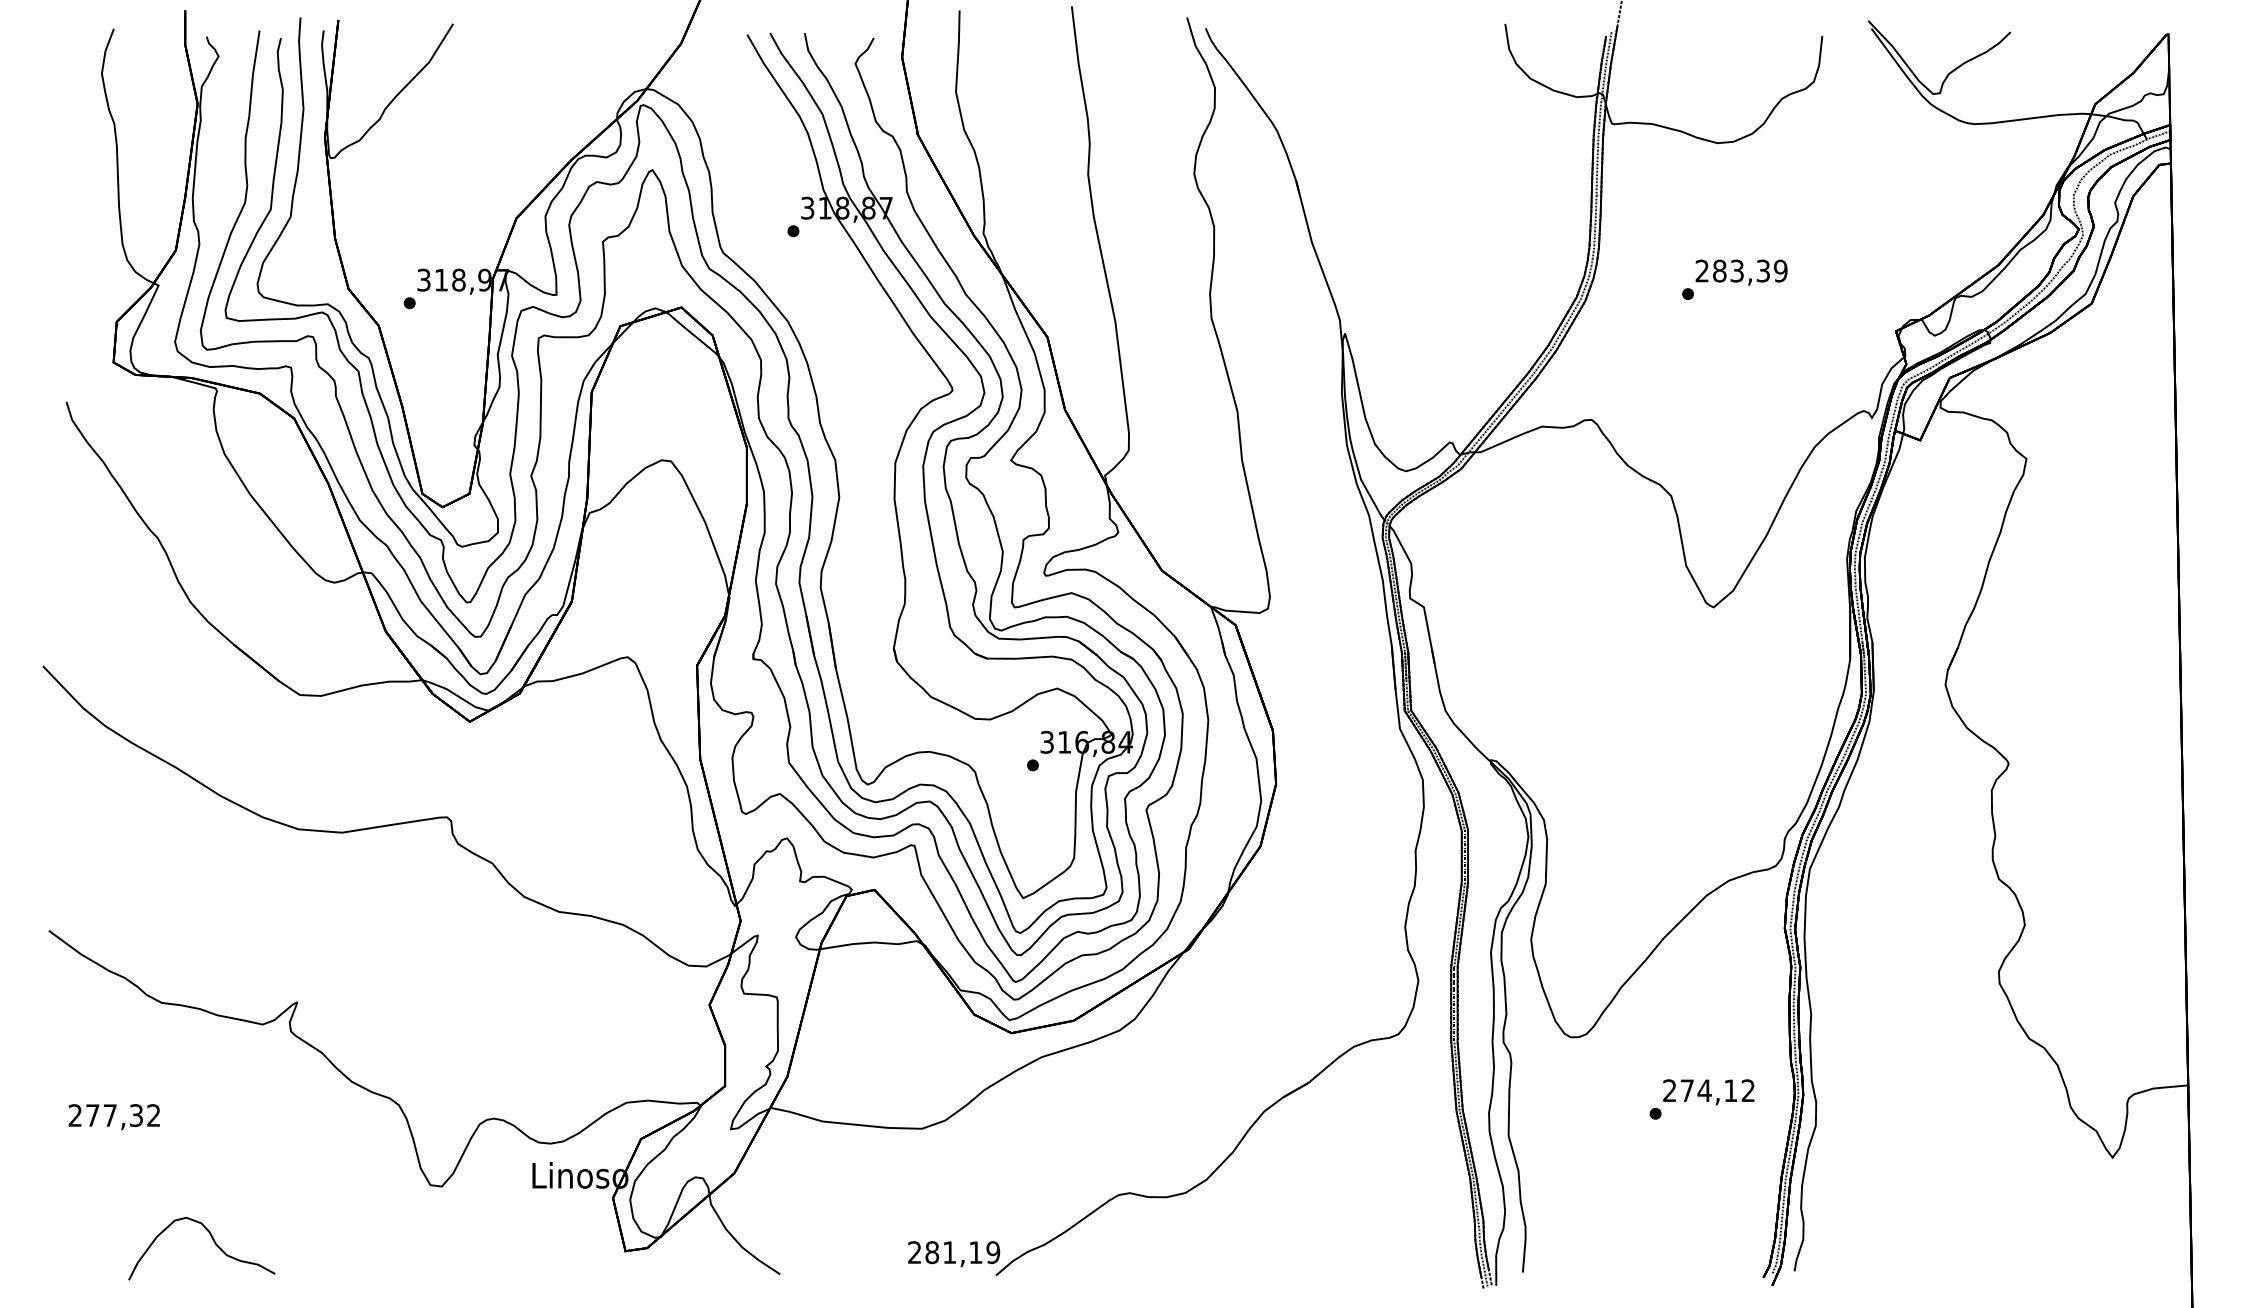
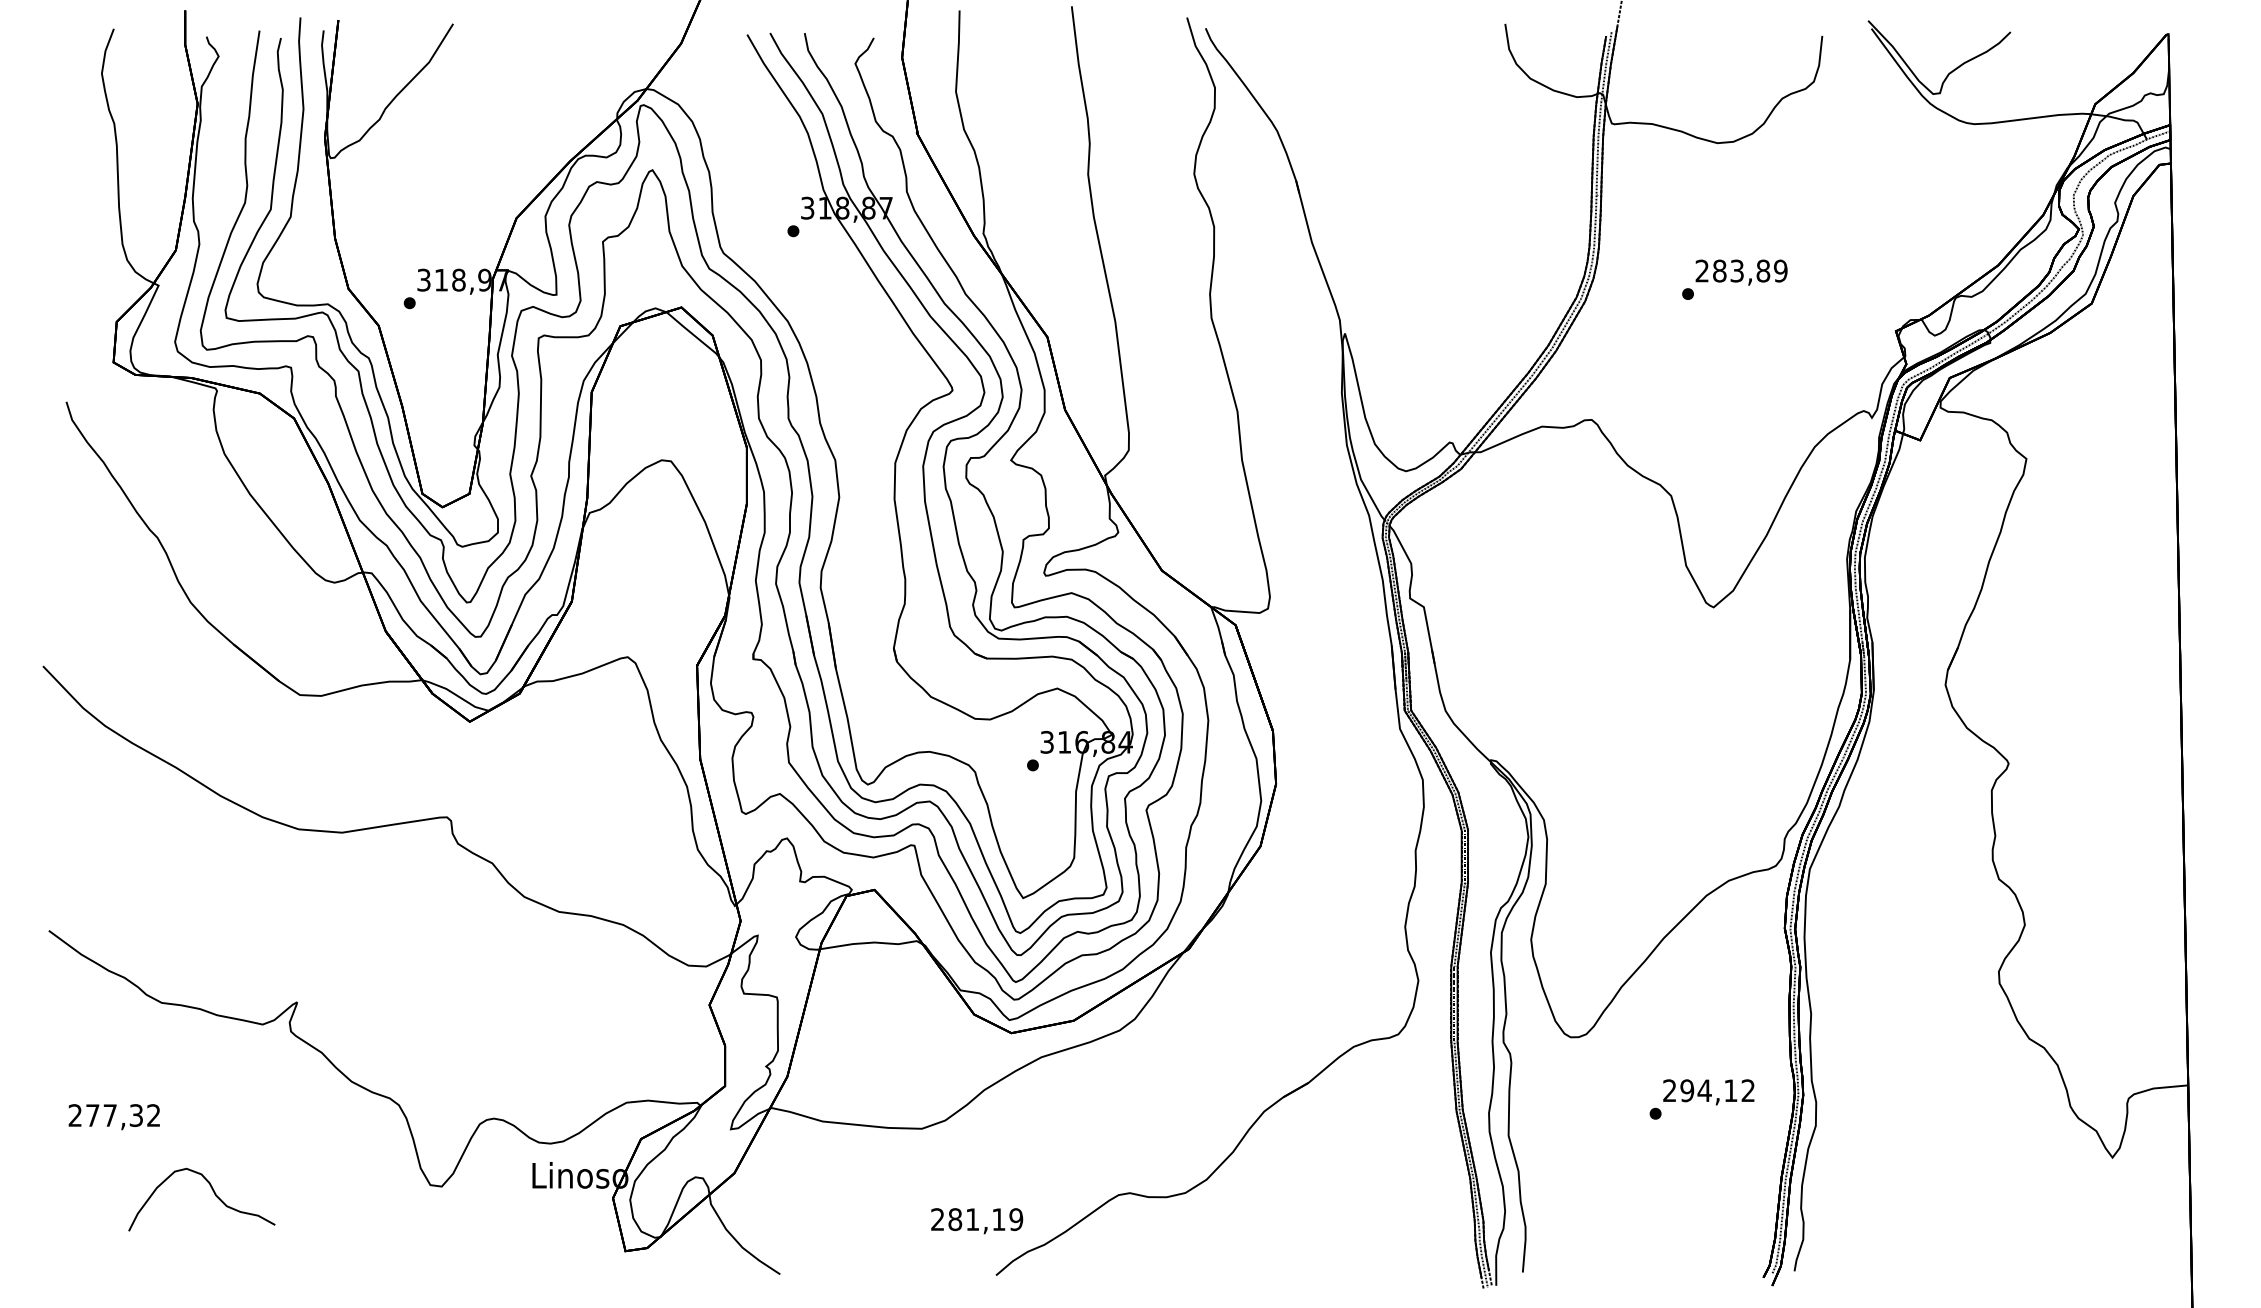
text: 283,39 -> 283,89 (1763, 270)
text: 274,12 -> 294,12 (1687, 1090)
part position: (212, 1240) -> (212, 1191) (212, 1191)
text position: (954, 1254) -> (977, 1221) (977, 1221)
